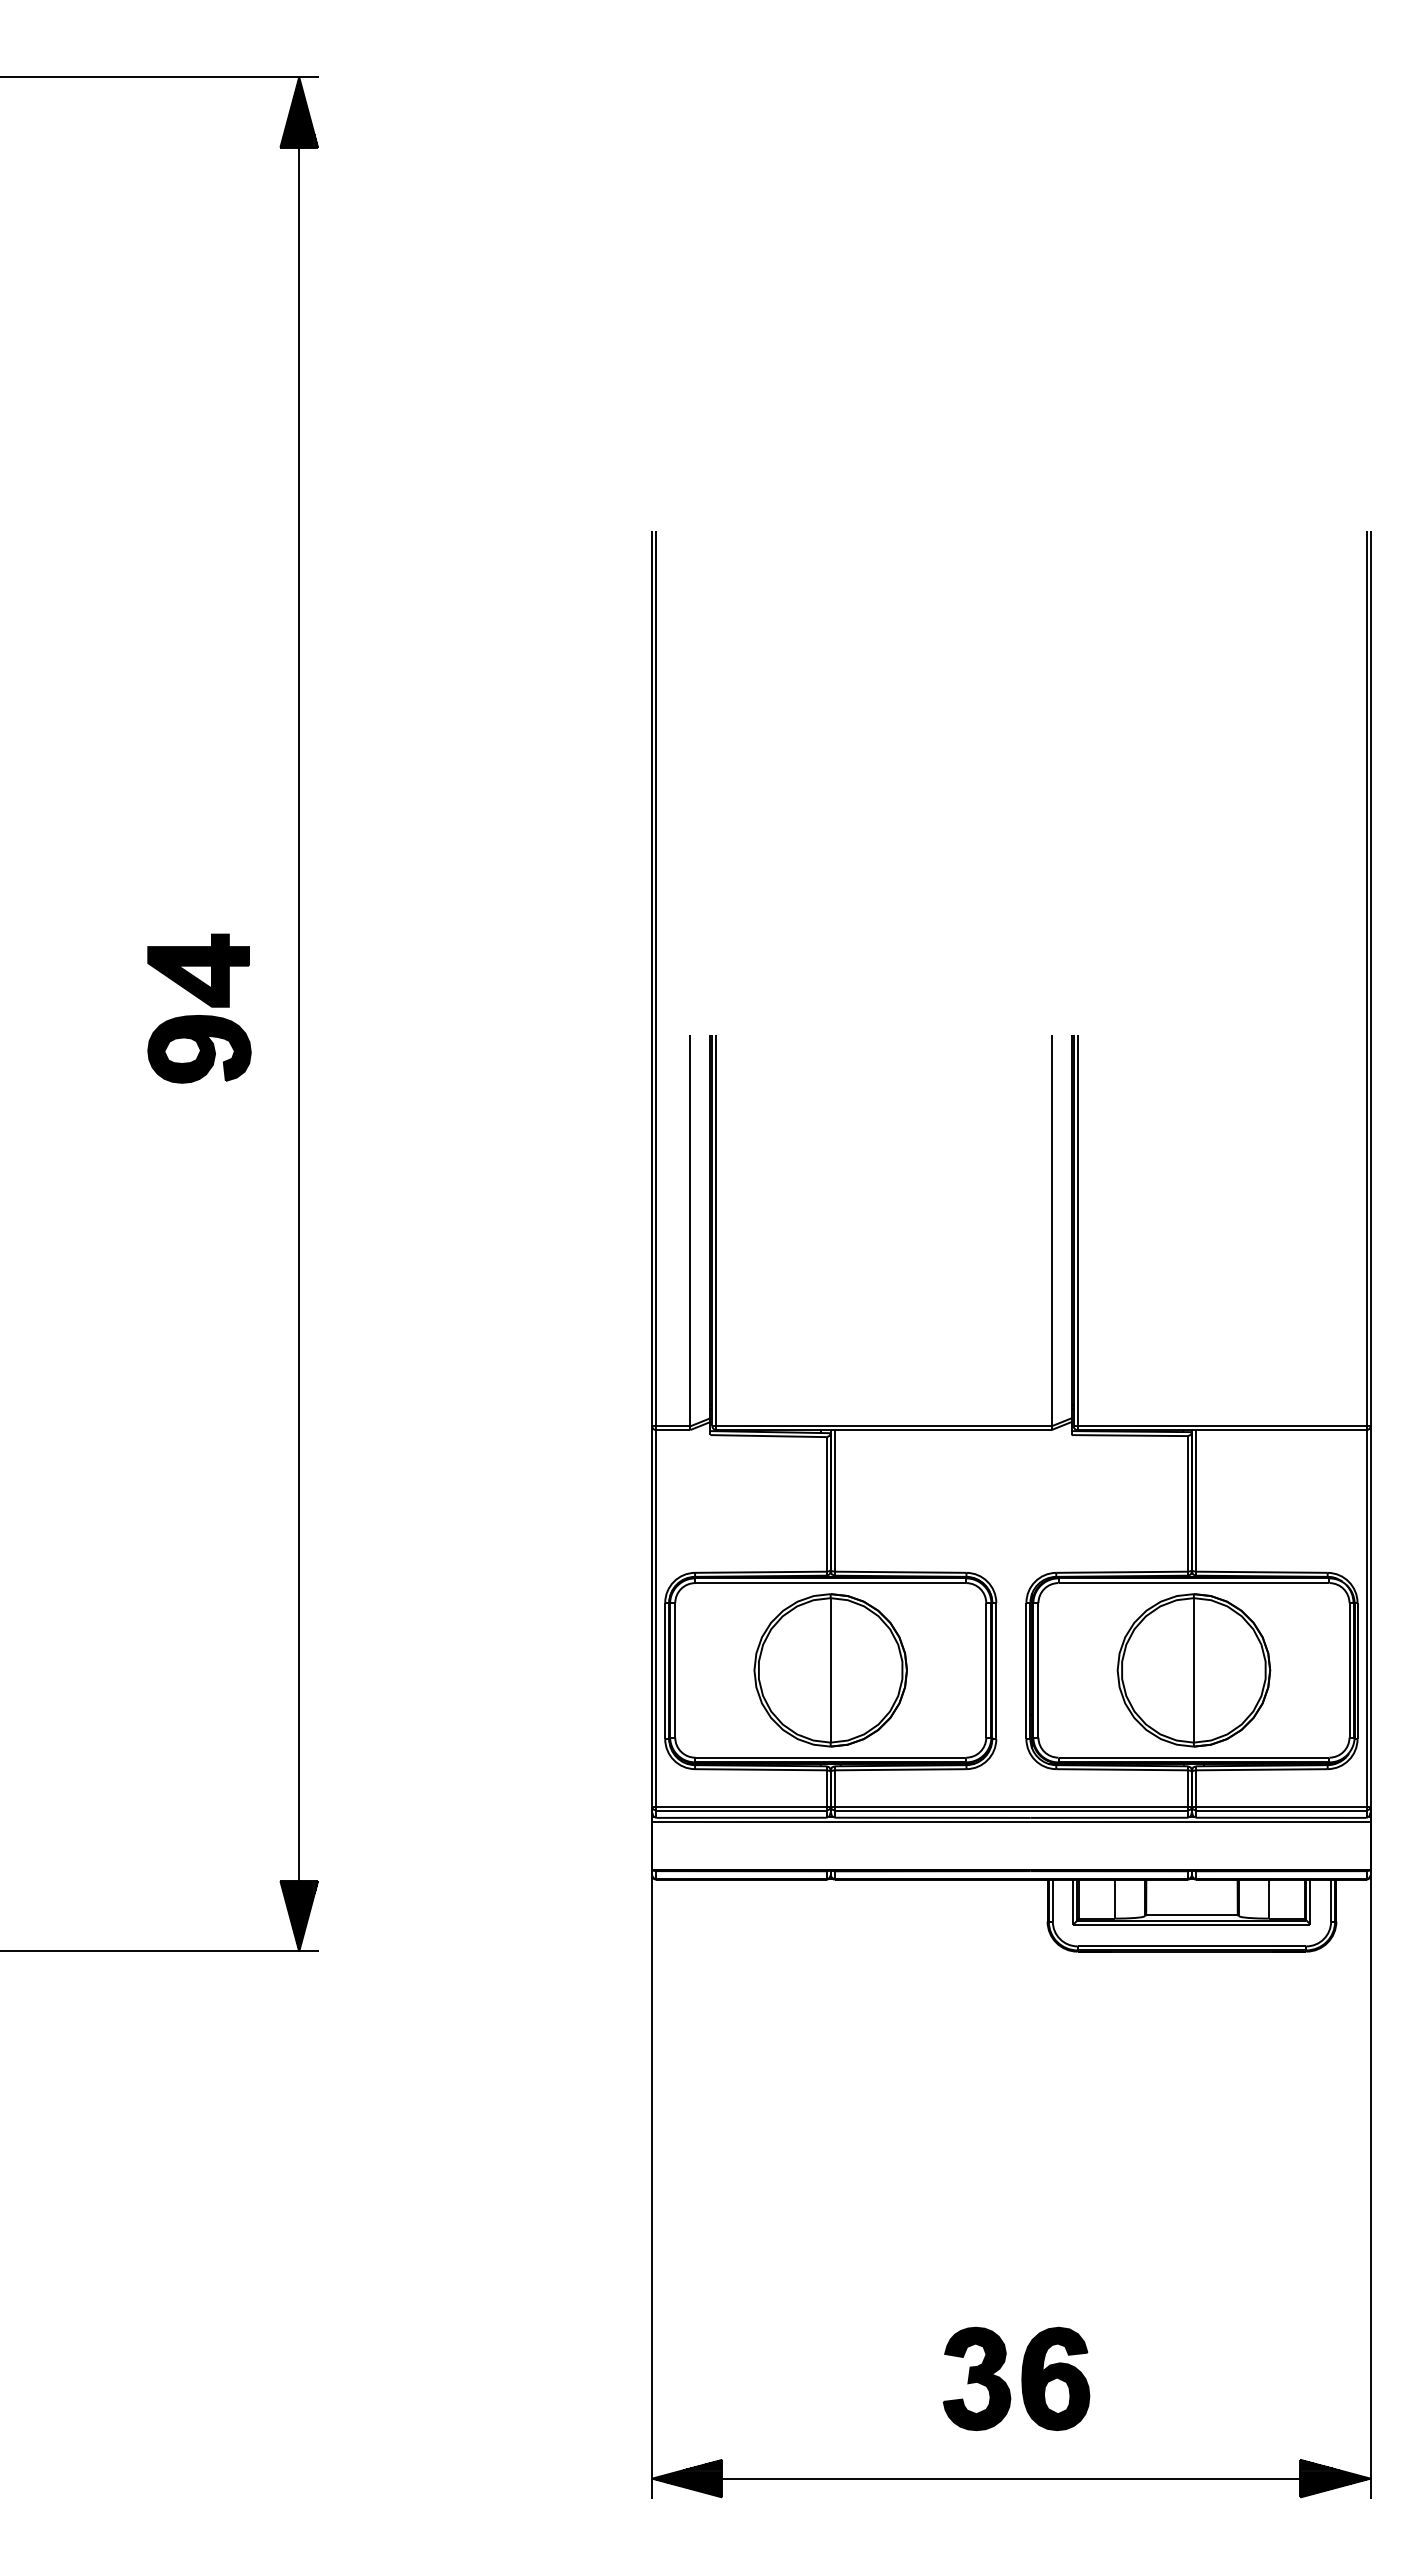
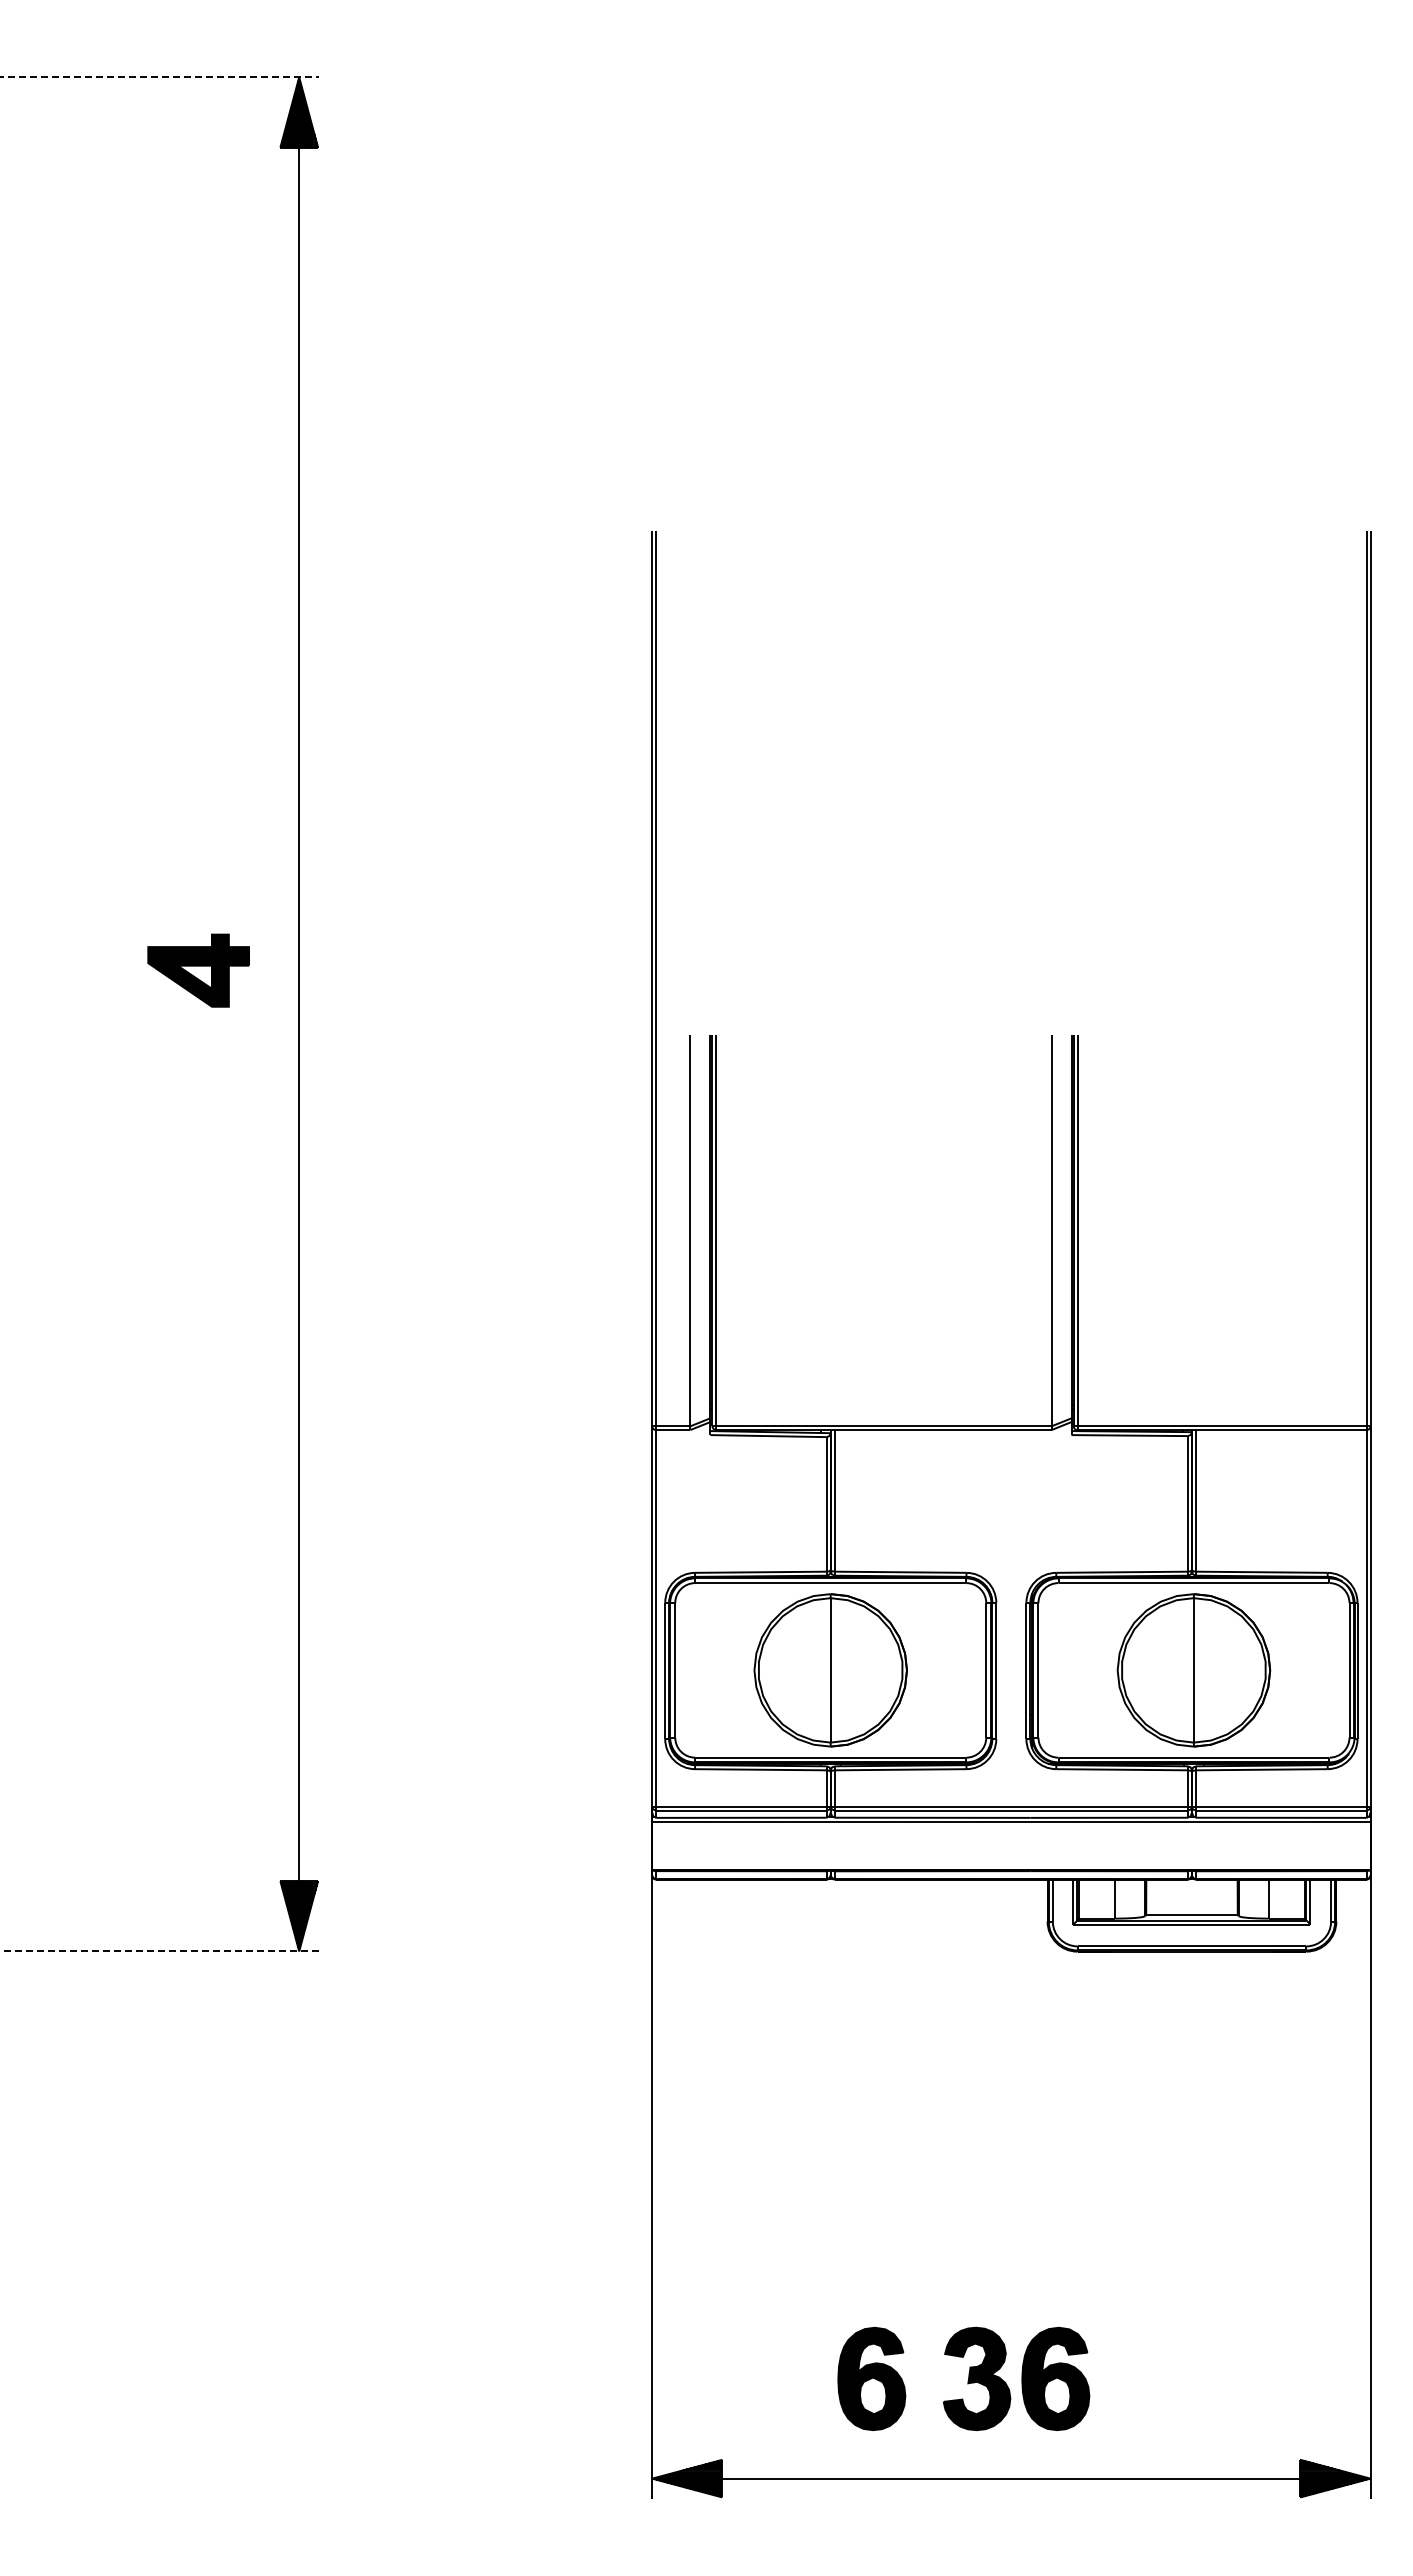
line: solid -> dashed (160, 77)
part: present -> none (199, 1049)
line: solid -> dashed (160, 1951)
part: none -> present (871, 2378)
